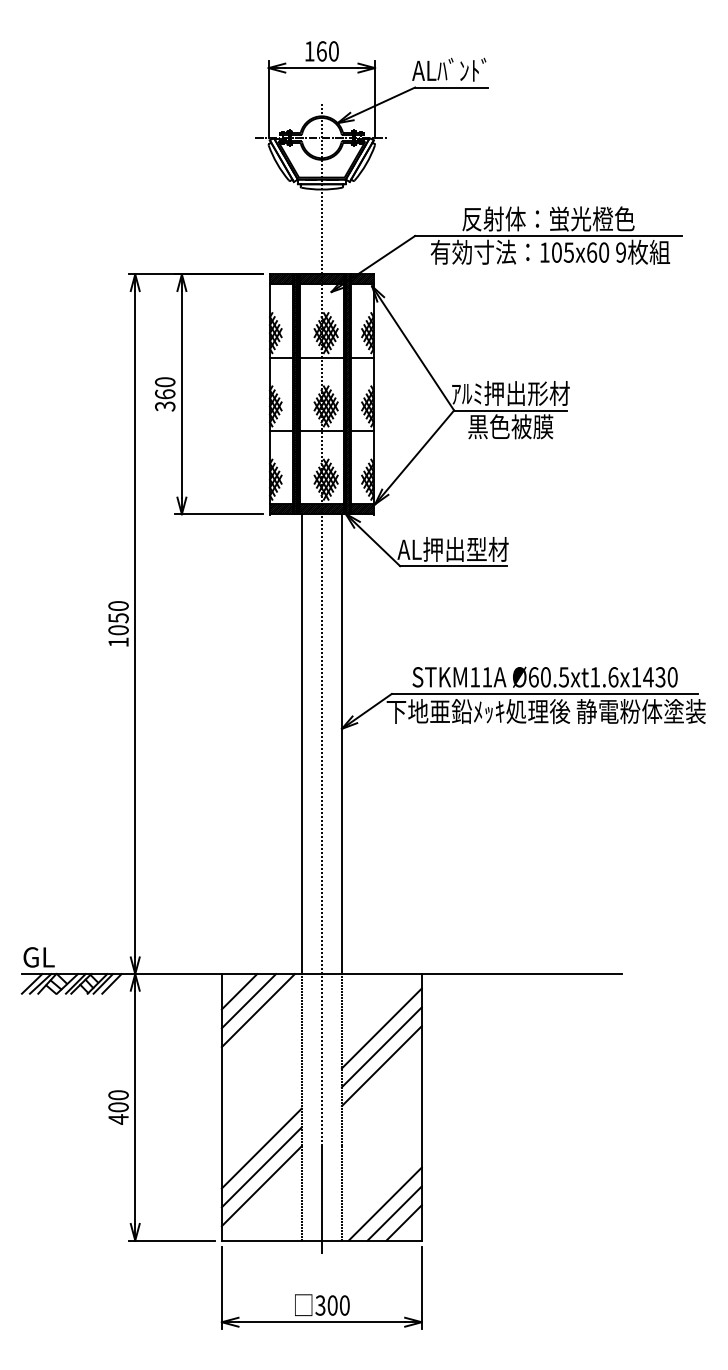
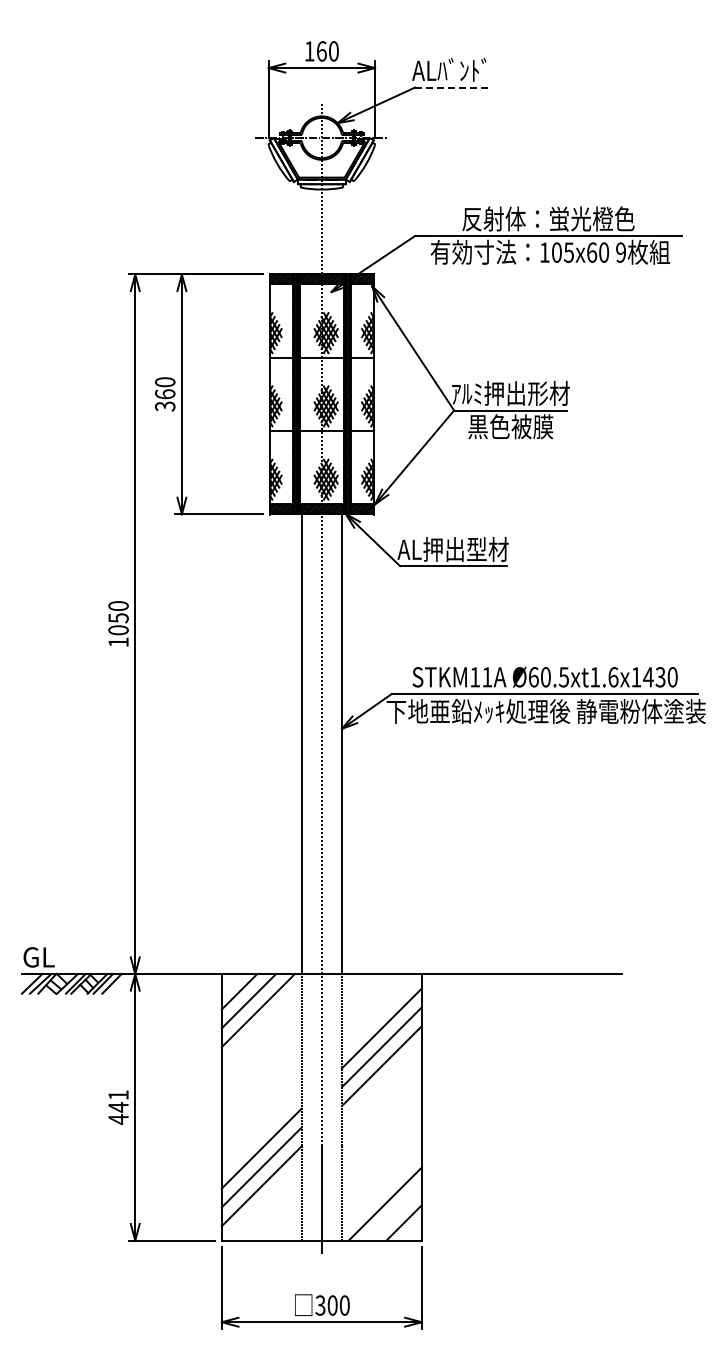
line: solid -> dashed (451, 87)
text: 400 -> 441 (118, 1101)
line: present -> none (394, 1213)
